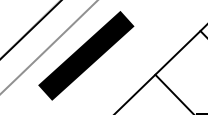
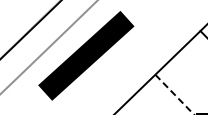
line: solid -> dashed (174, 94)
